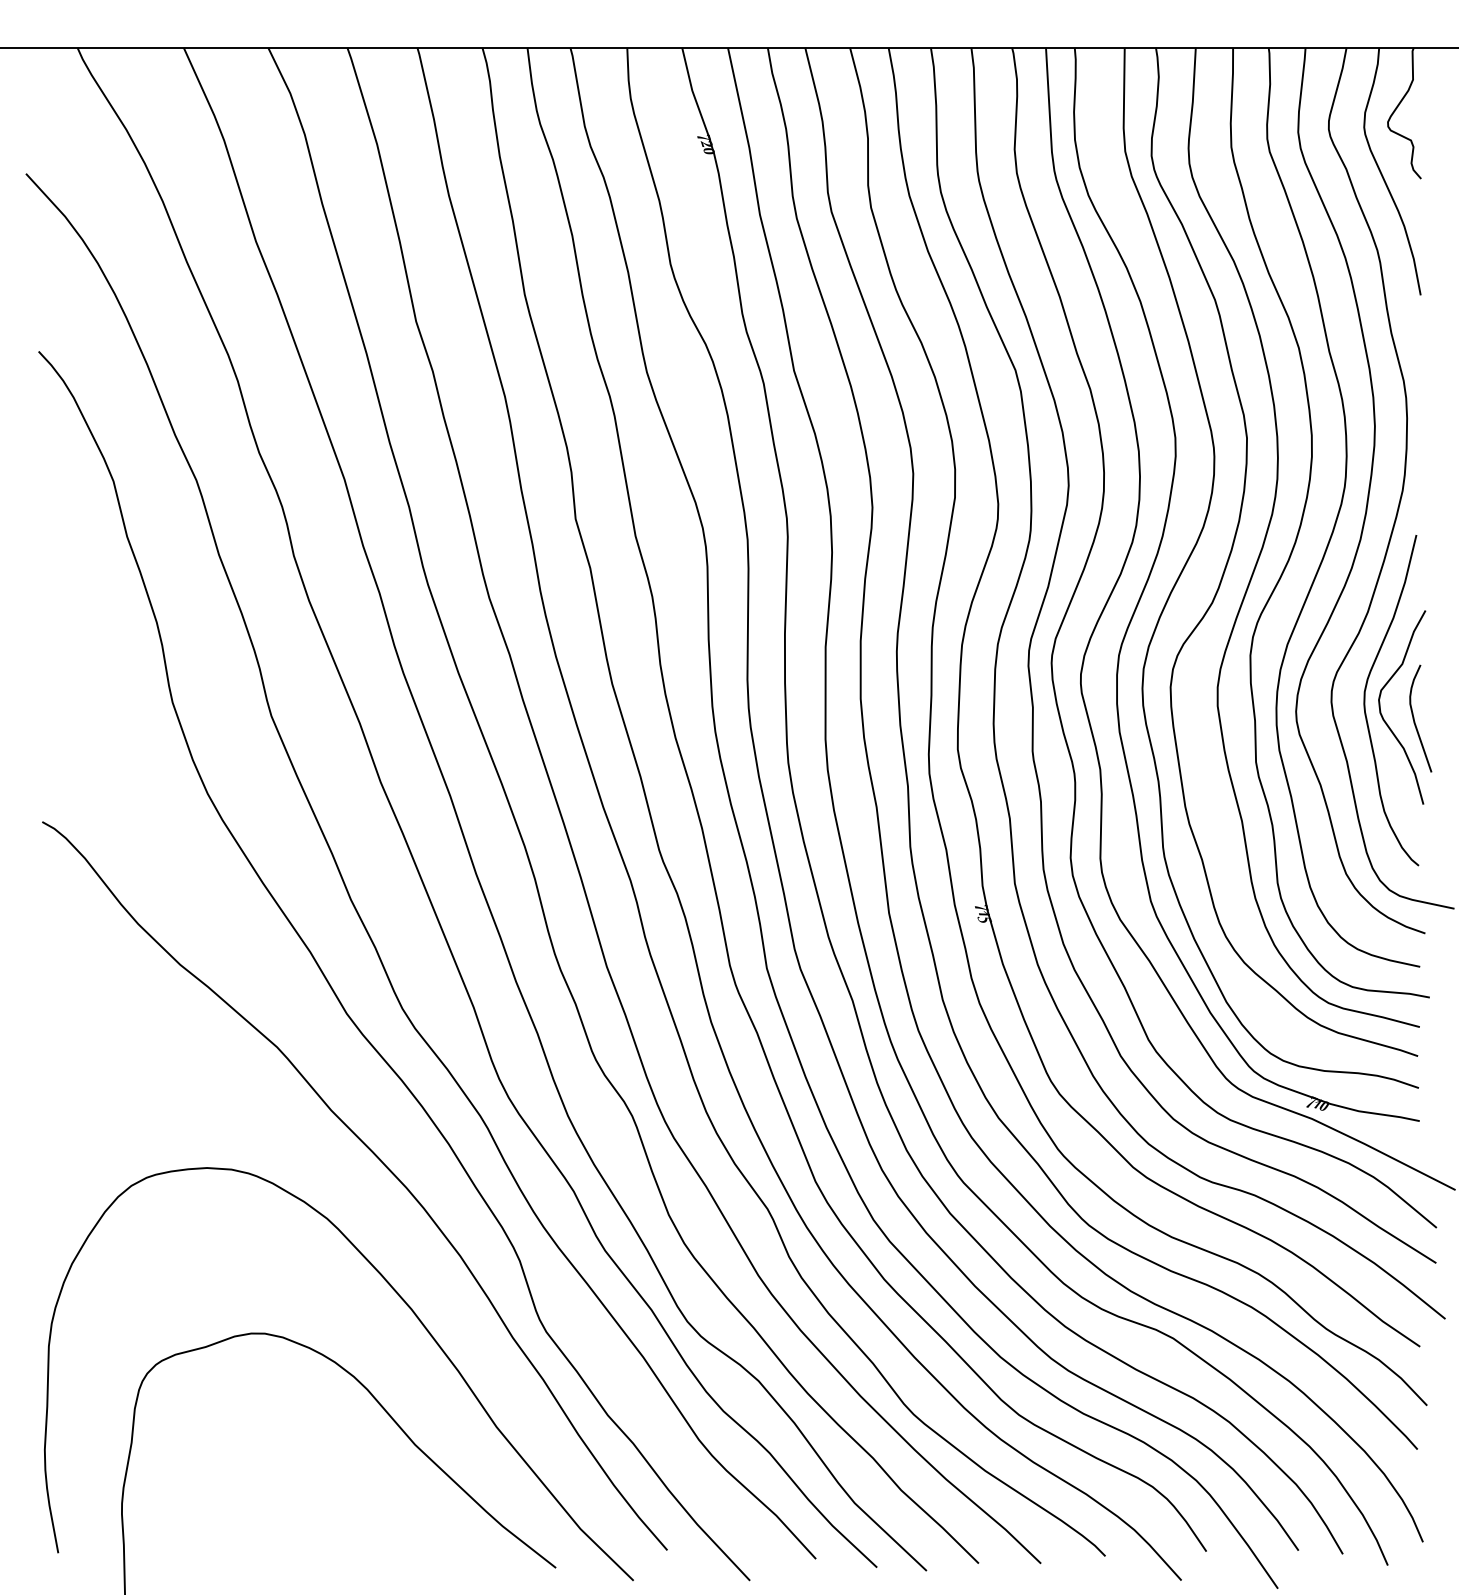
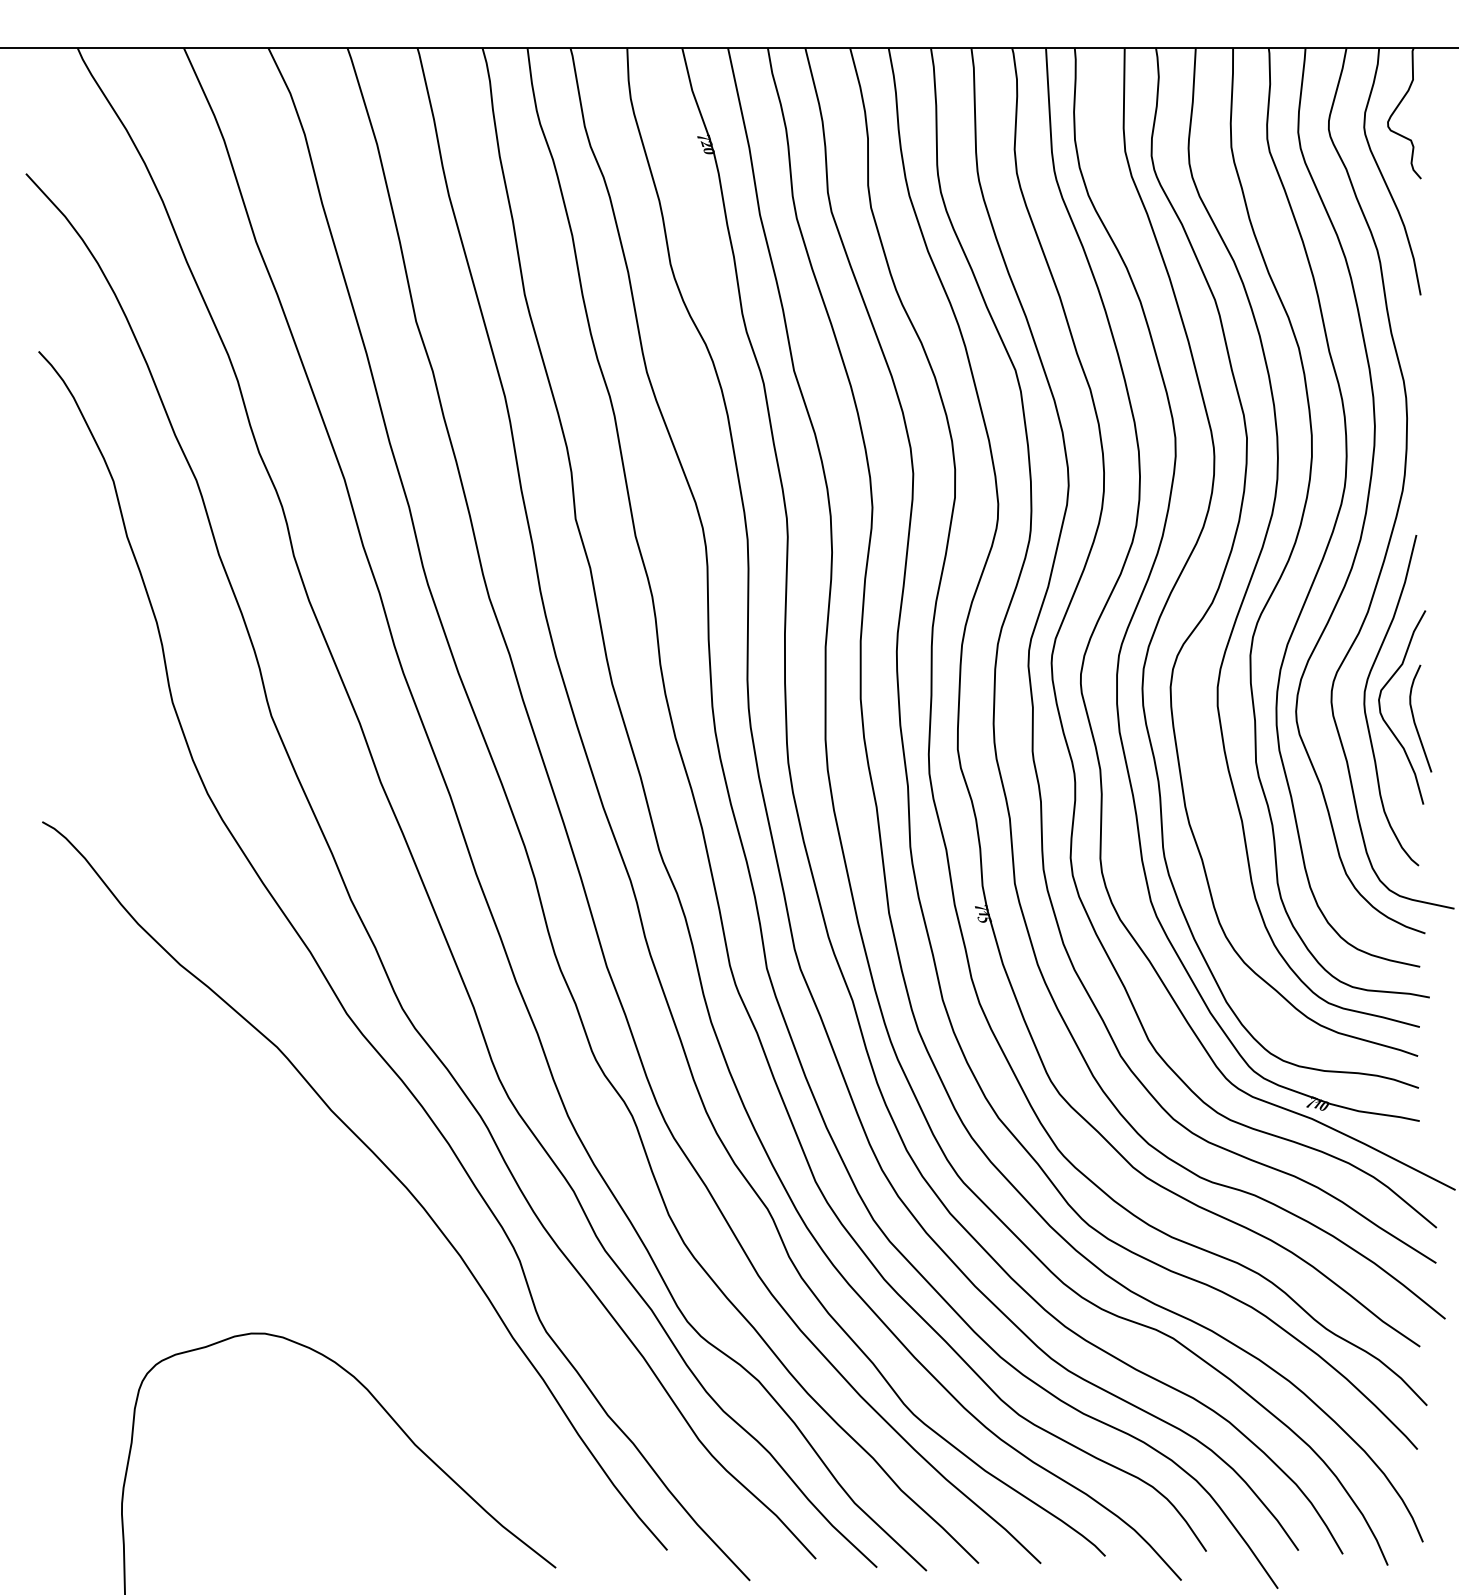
curve: present -> none (415, 1316)
